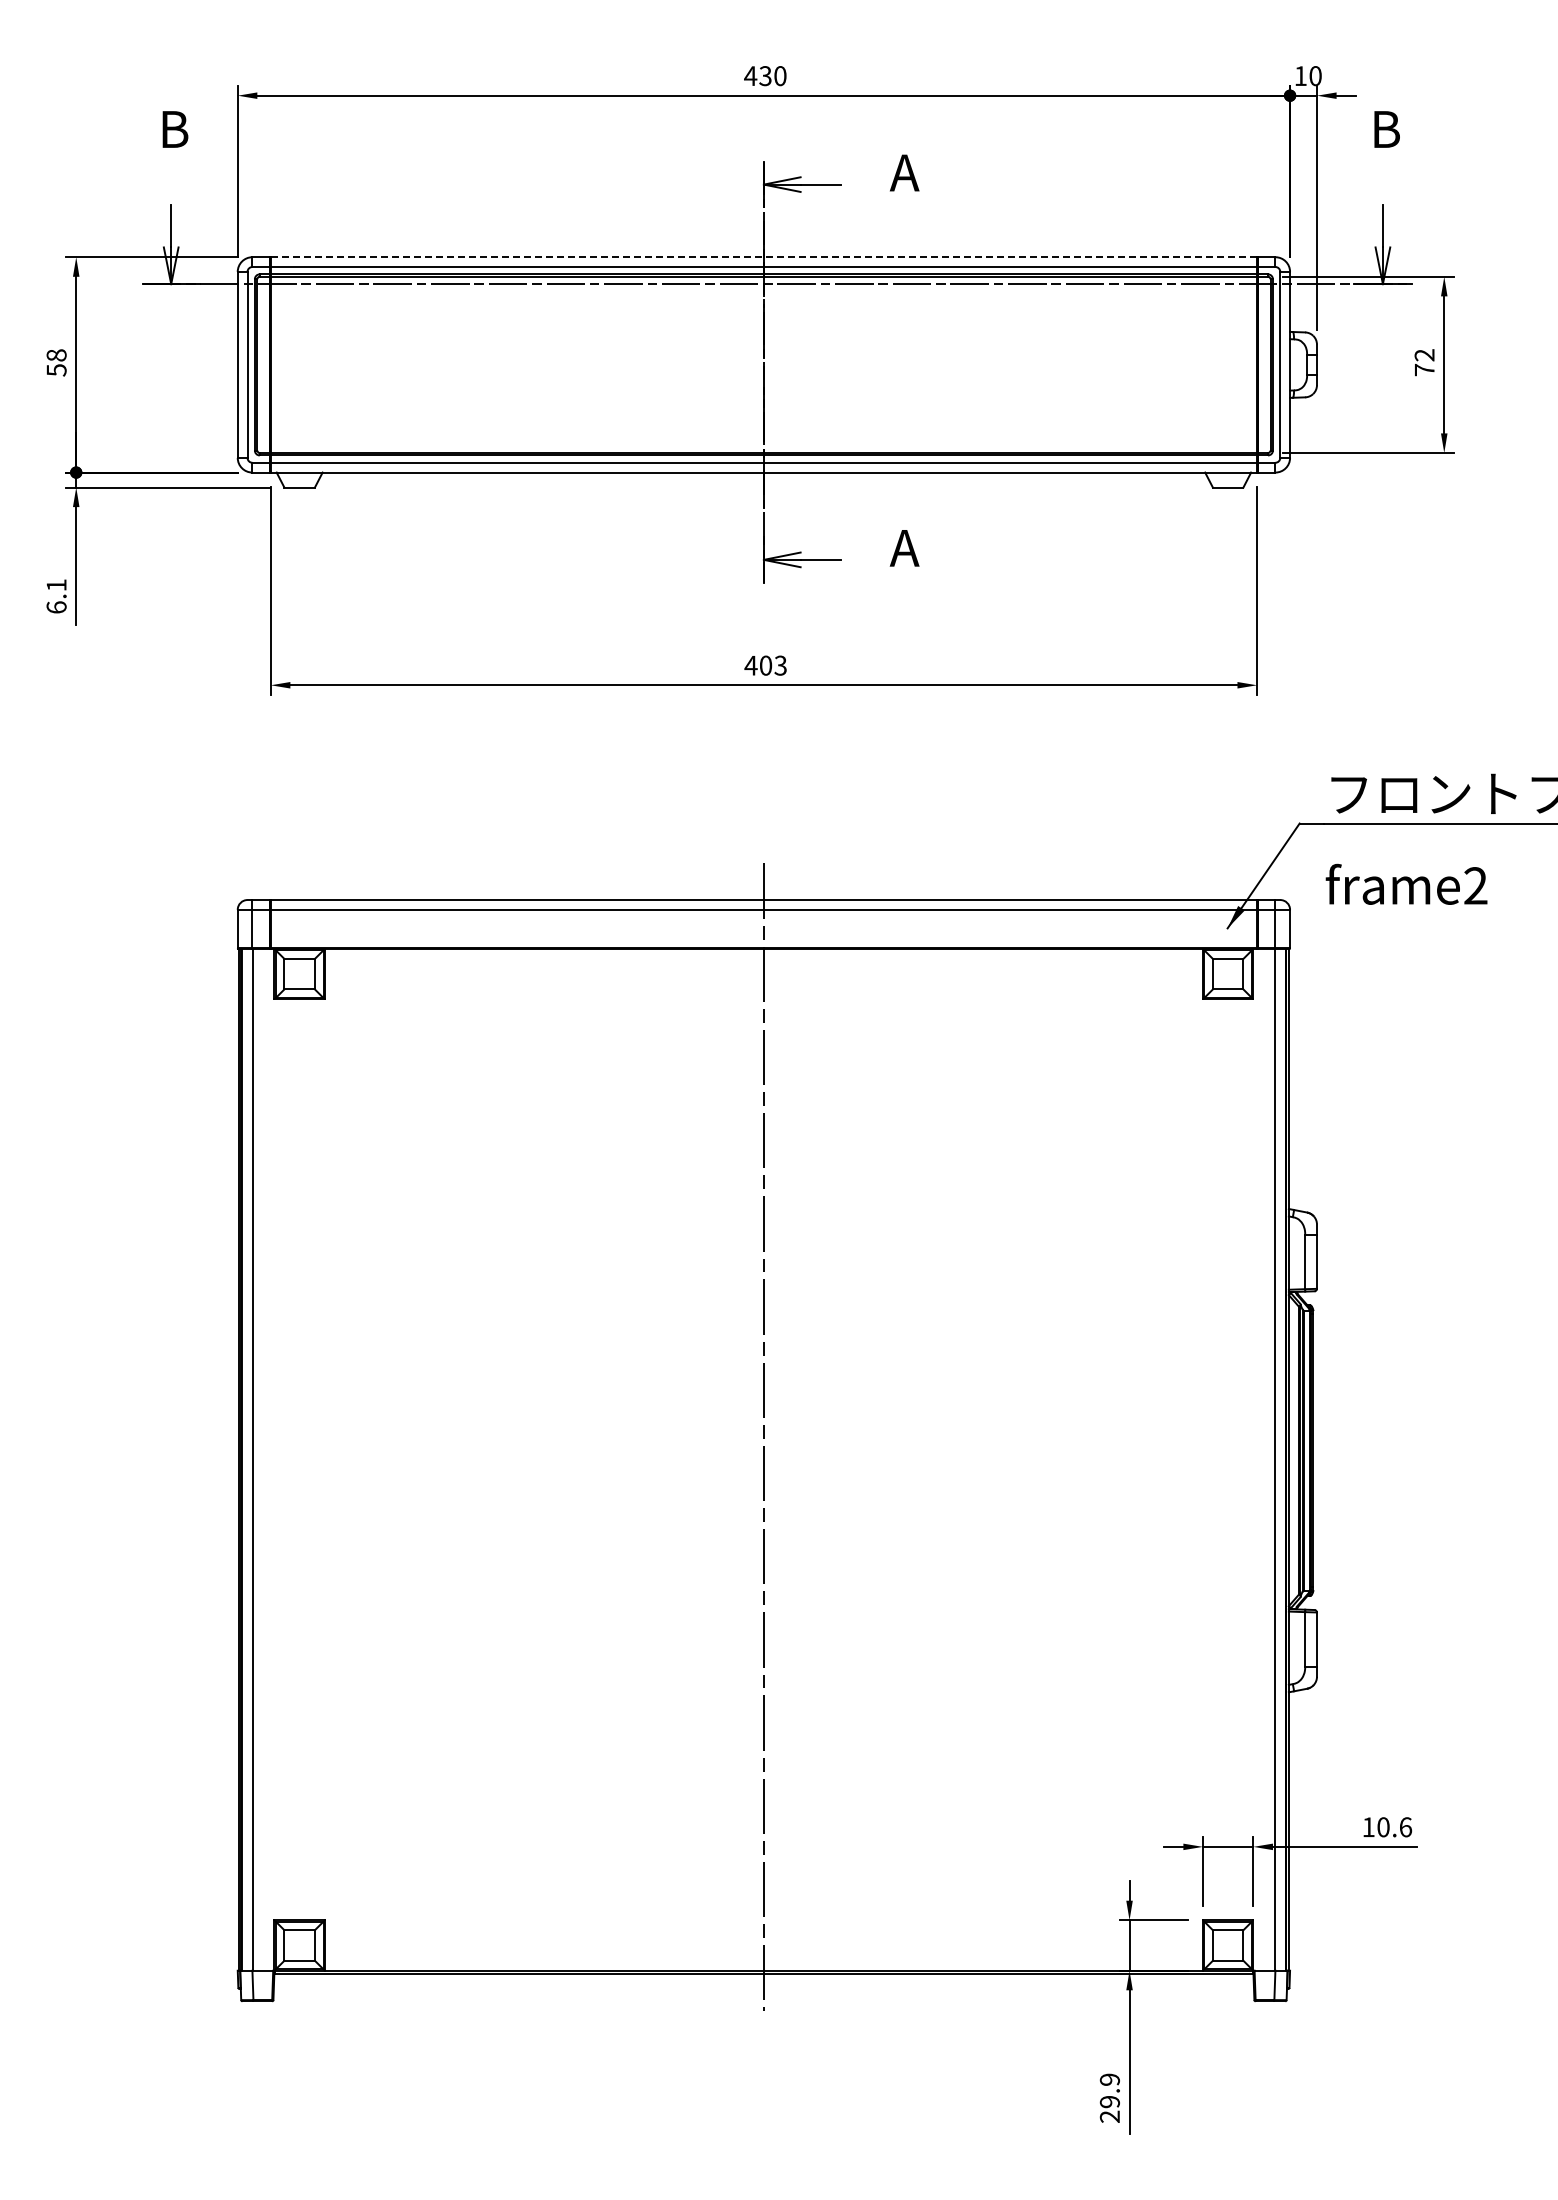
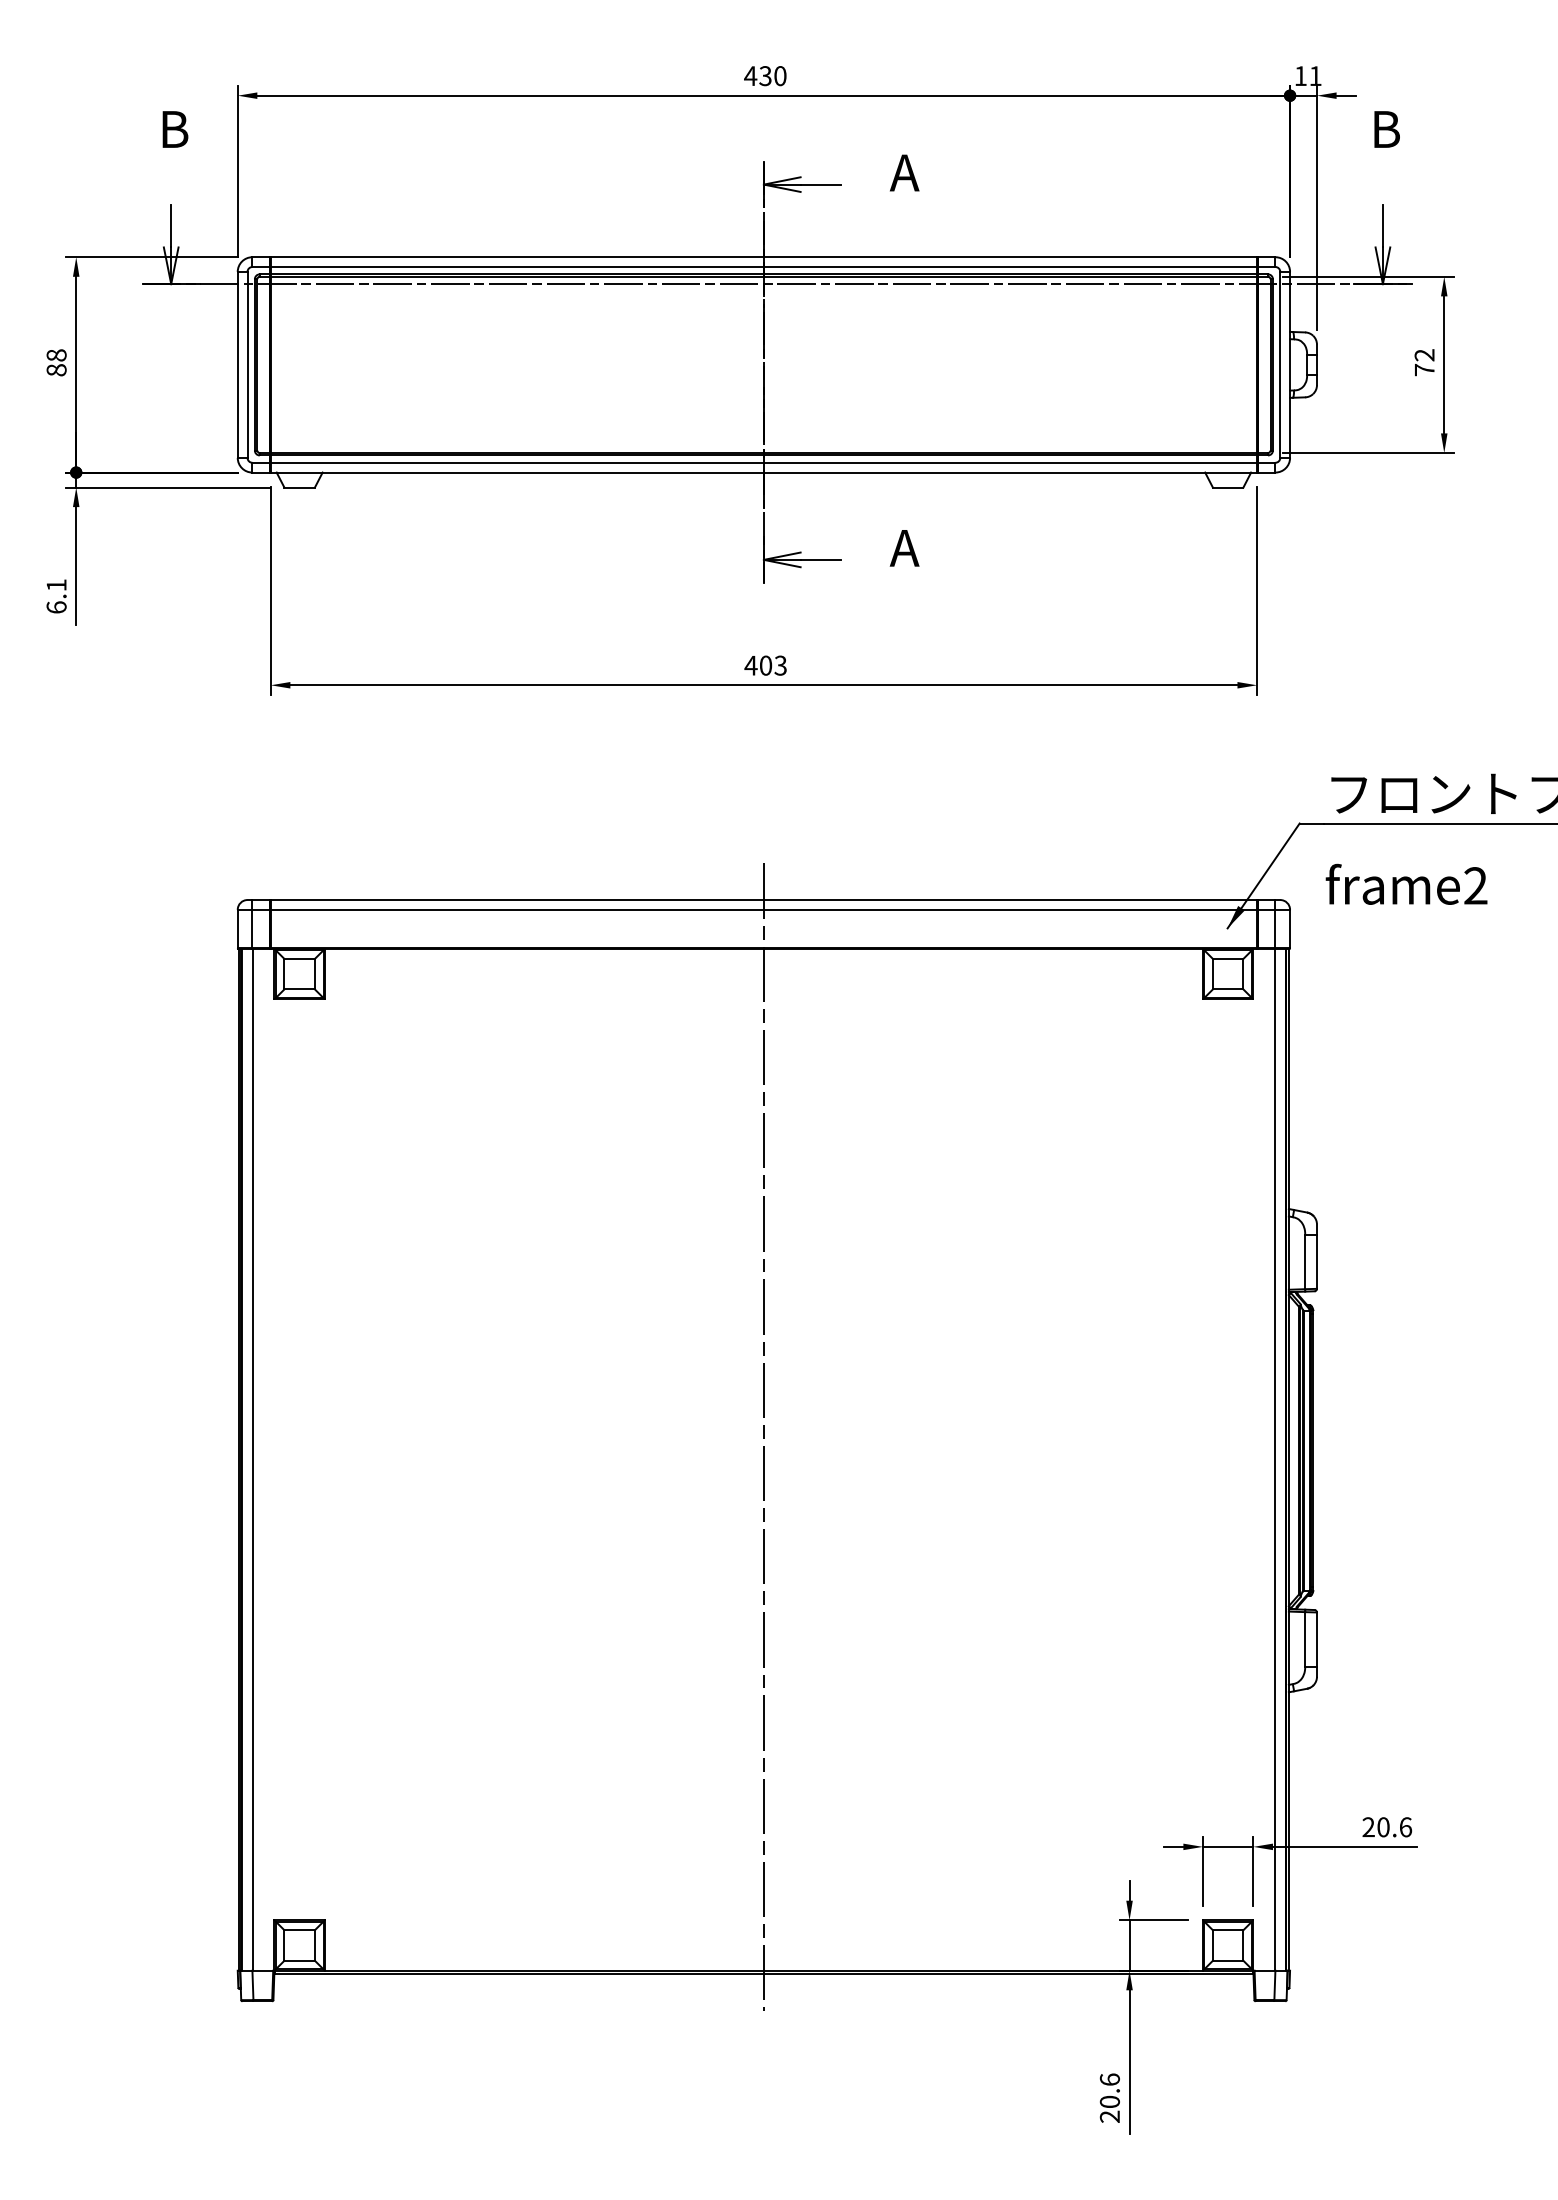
text: 10 -> 11 (1315, 76)
line: dashed -> solid (764, 257)
text: 58 -> 88 (56, 370)
text: 10.6 -> 20.6 (1368, 1826)
text: 29.9 -> 20.6 (1109, 2090)
